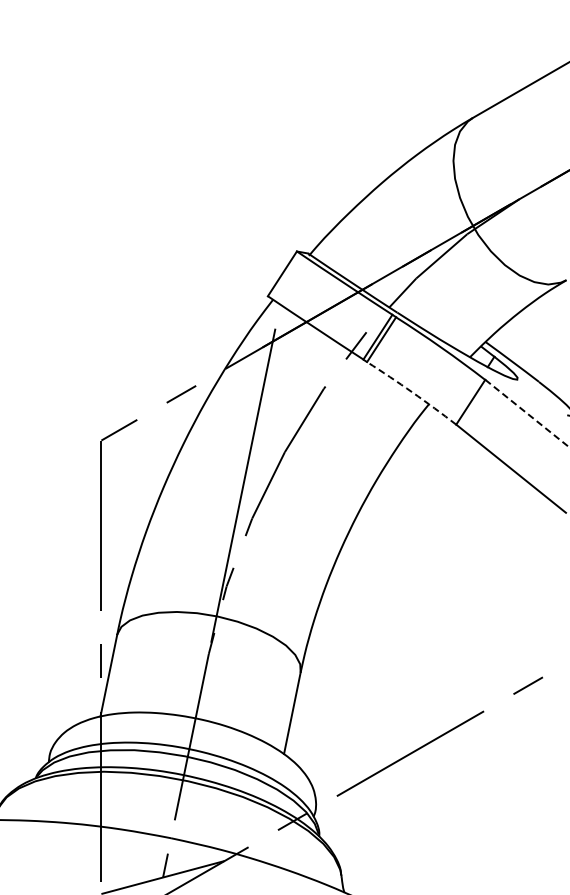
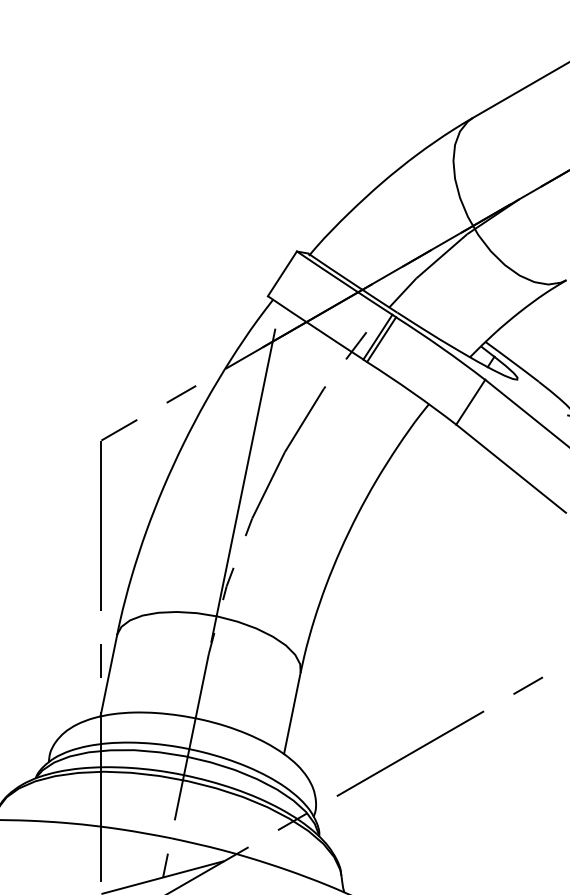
arc: dashed -> solid (412, 392)
line: dashed -> solid (527, 413)
